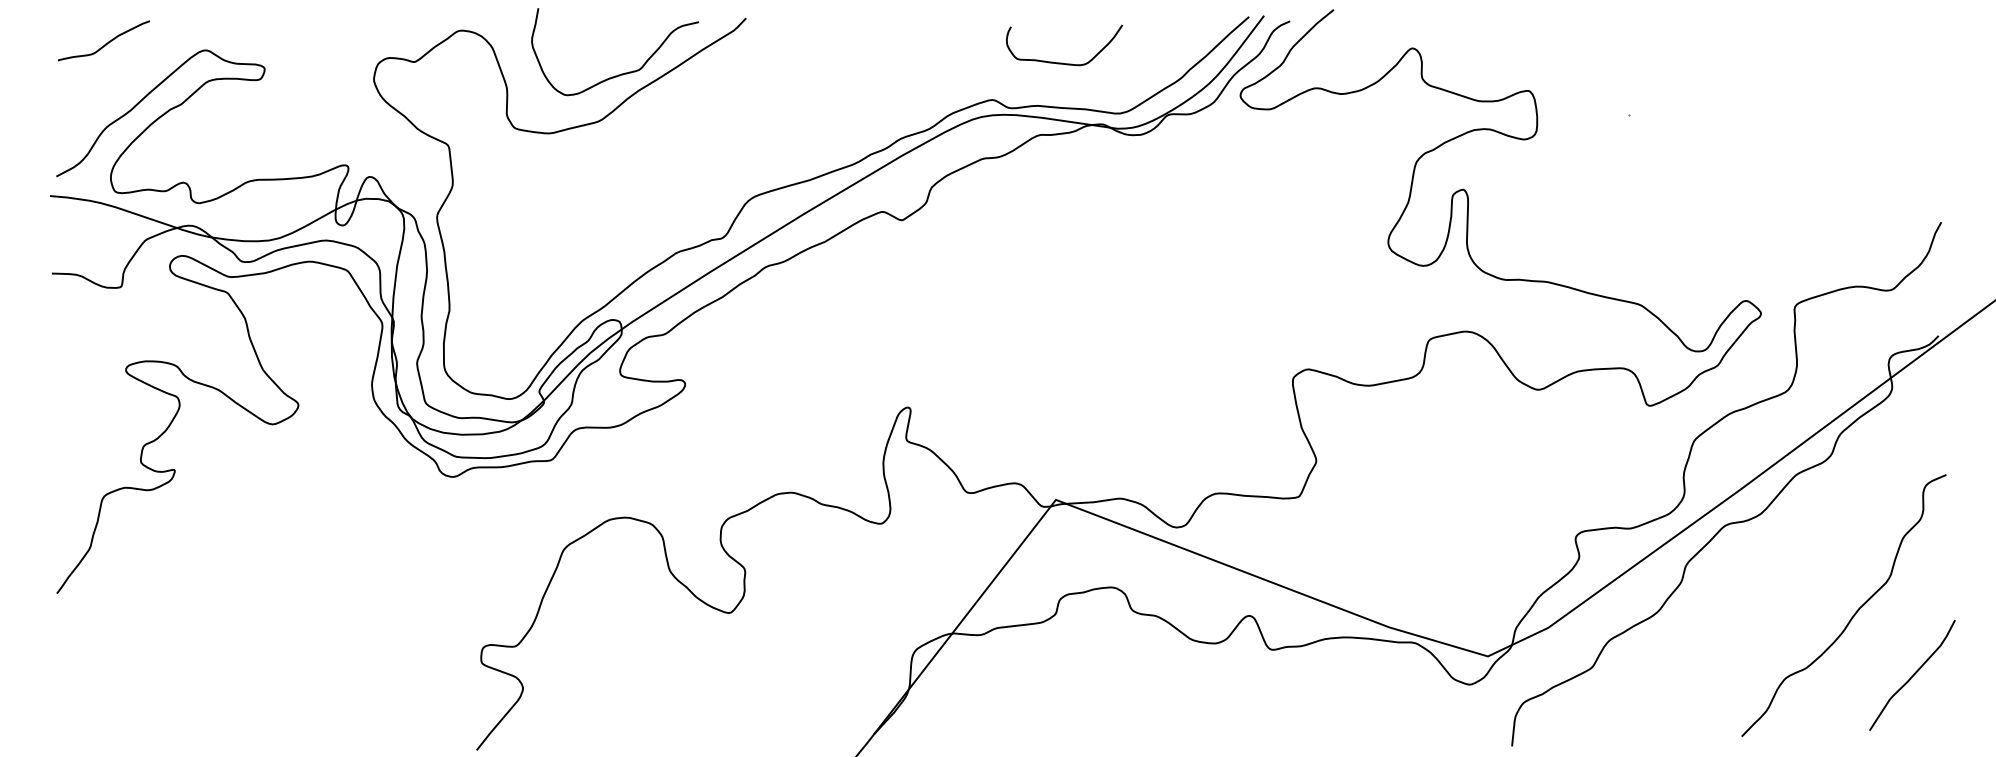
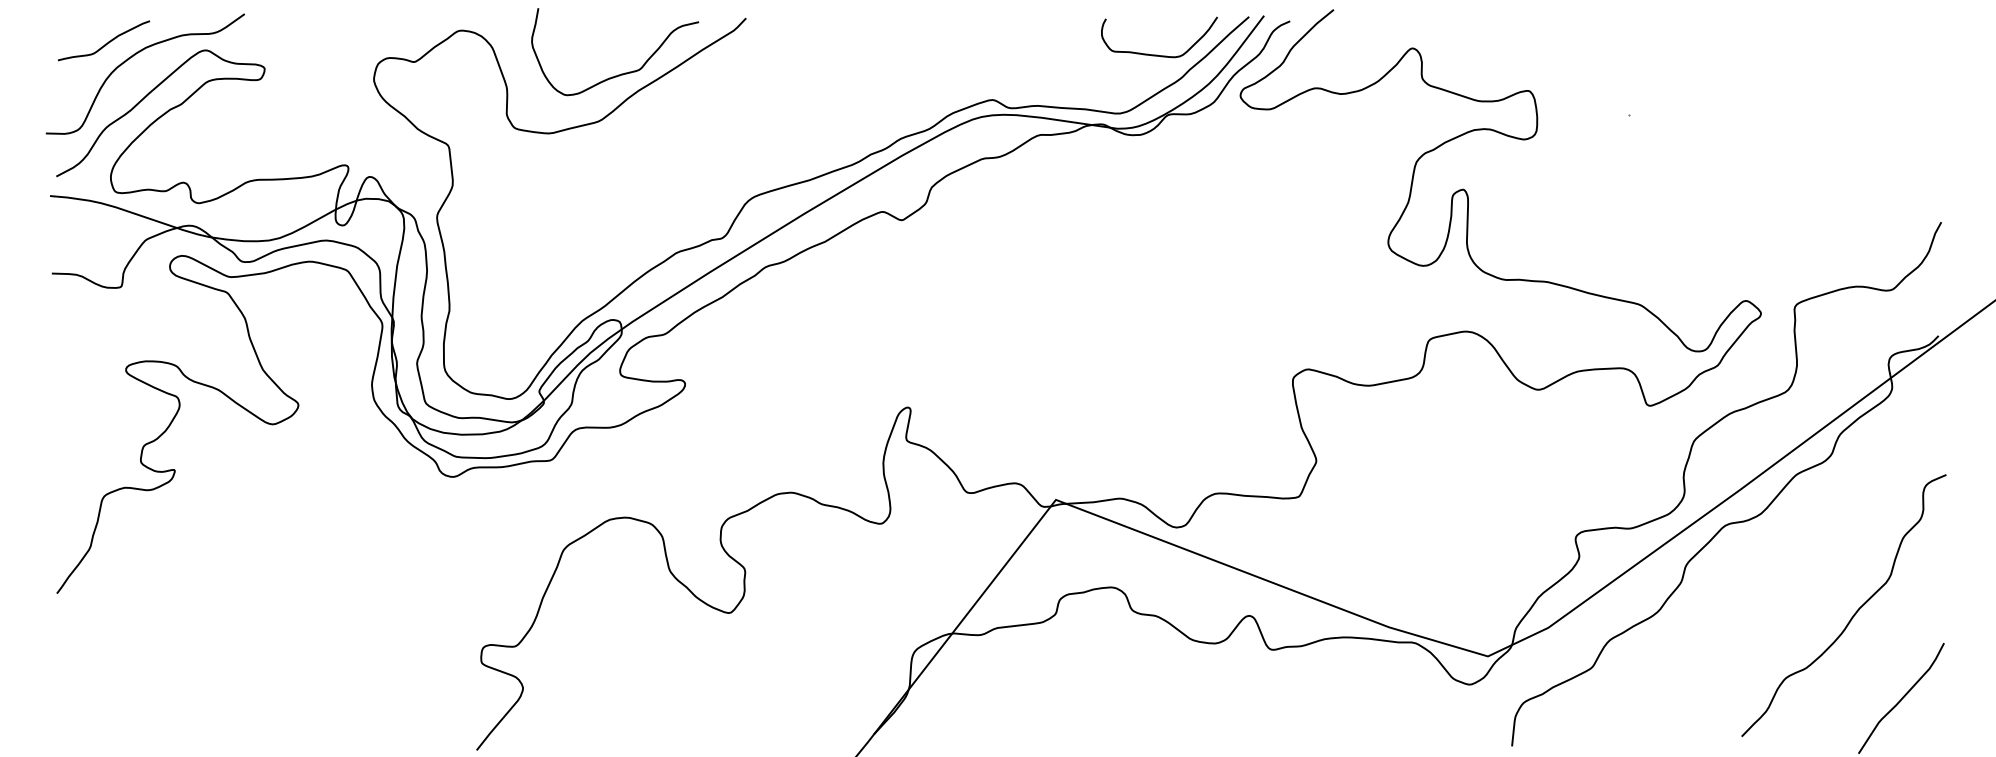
curve: none -> present (132, 57)
curve position: (1062, 62) -> (1157, 54) (1157, 54)
curve position: (1913, 674) -> (1902, 697) (1902, 697)
